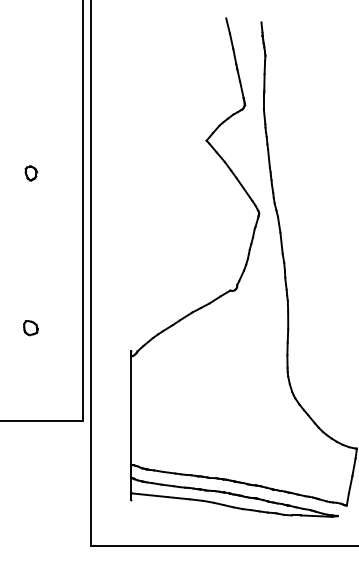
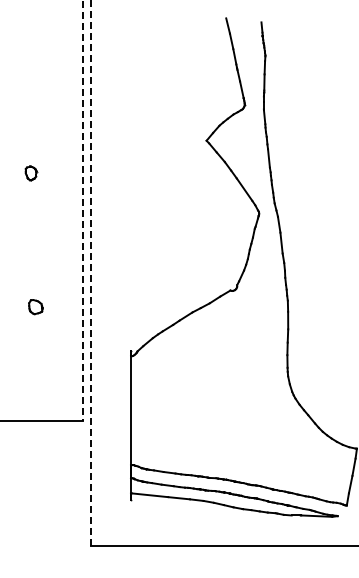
line: solid -> dashed (82, 211)
line: solid -> dashed (91, 273)
part position: (30, 328) -> (35, 307) (35, 307)
